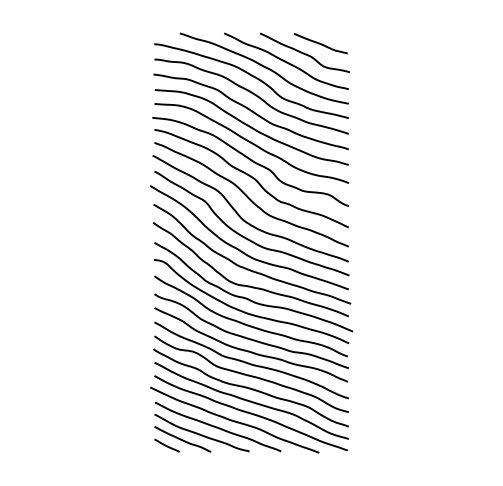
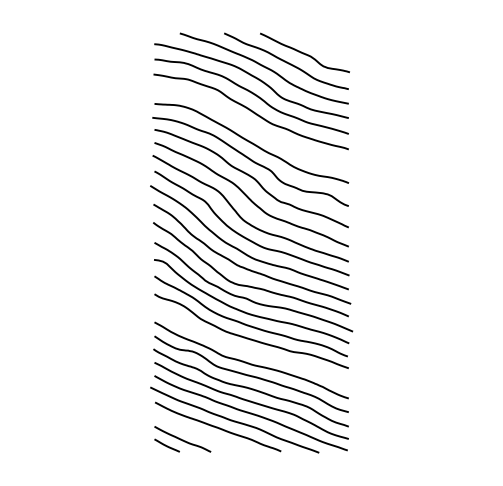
curve: present -> none (320, 43)
curve: present -> none (251, 127)
curve: present -> none (249, 350)
curve: present -> none (200, 433)
